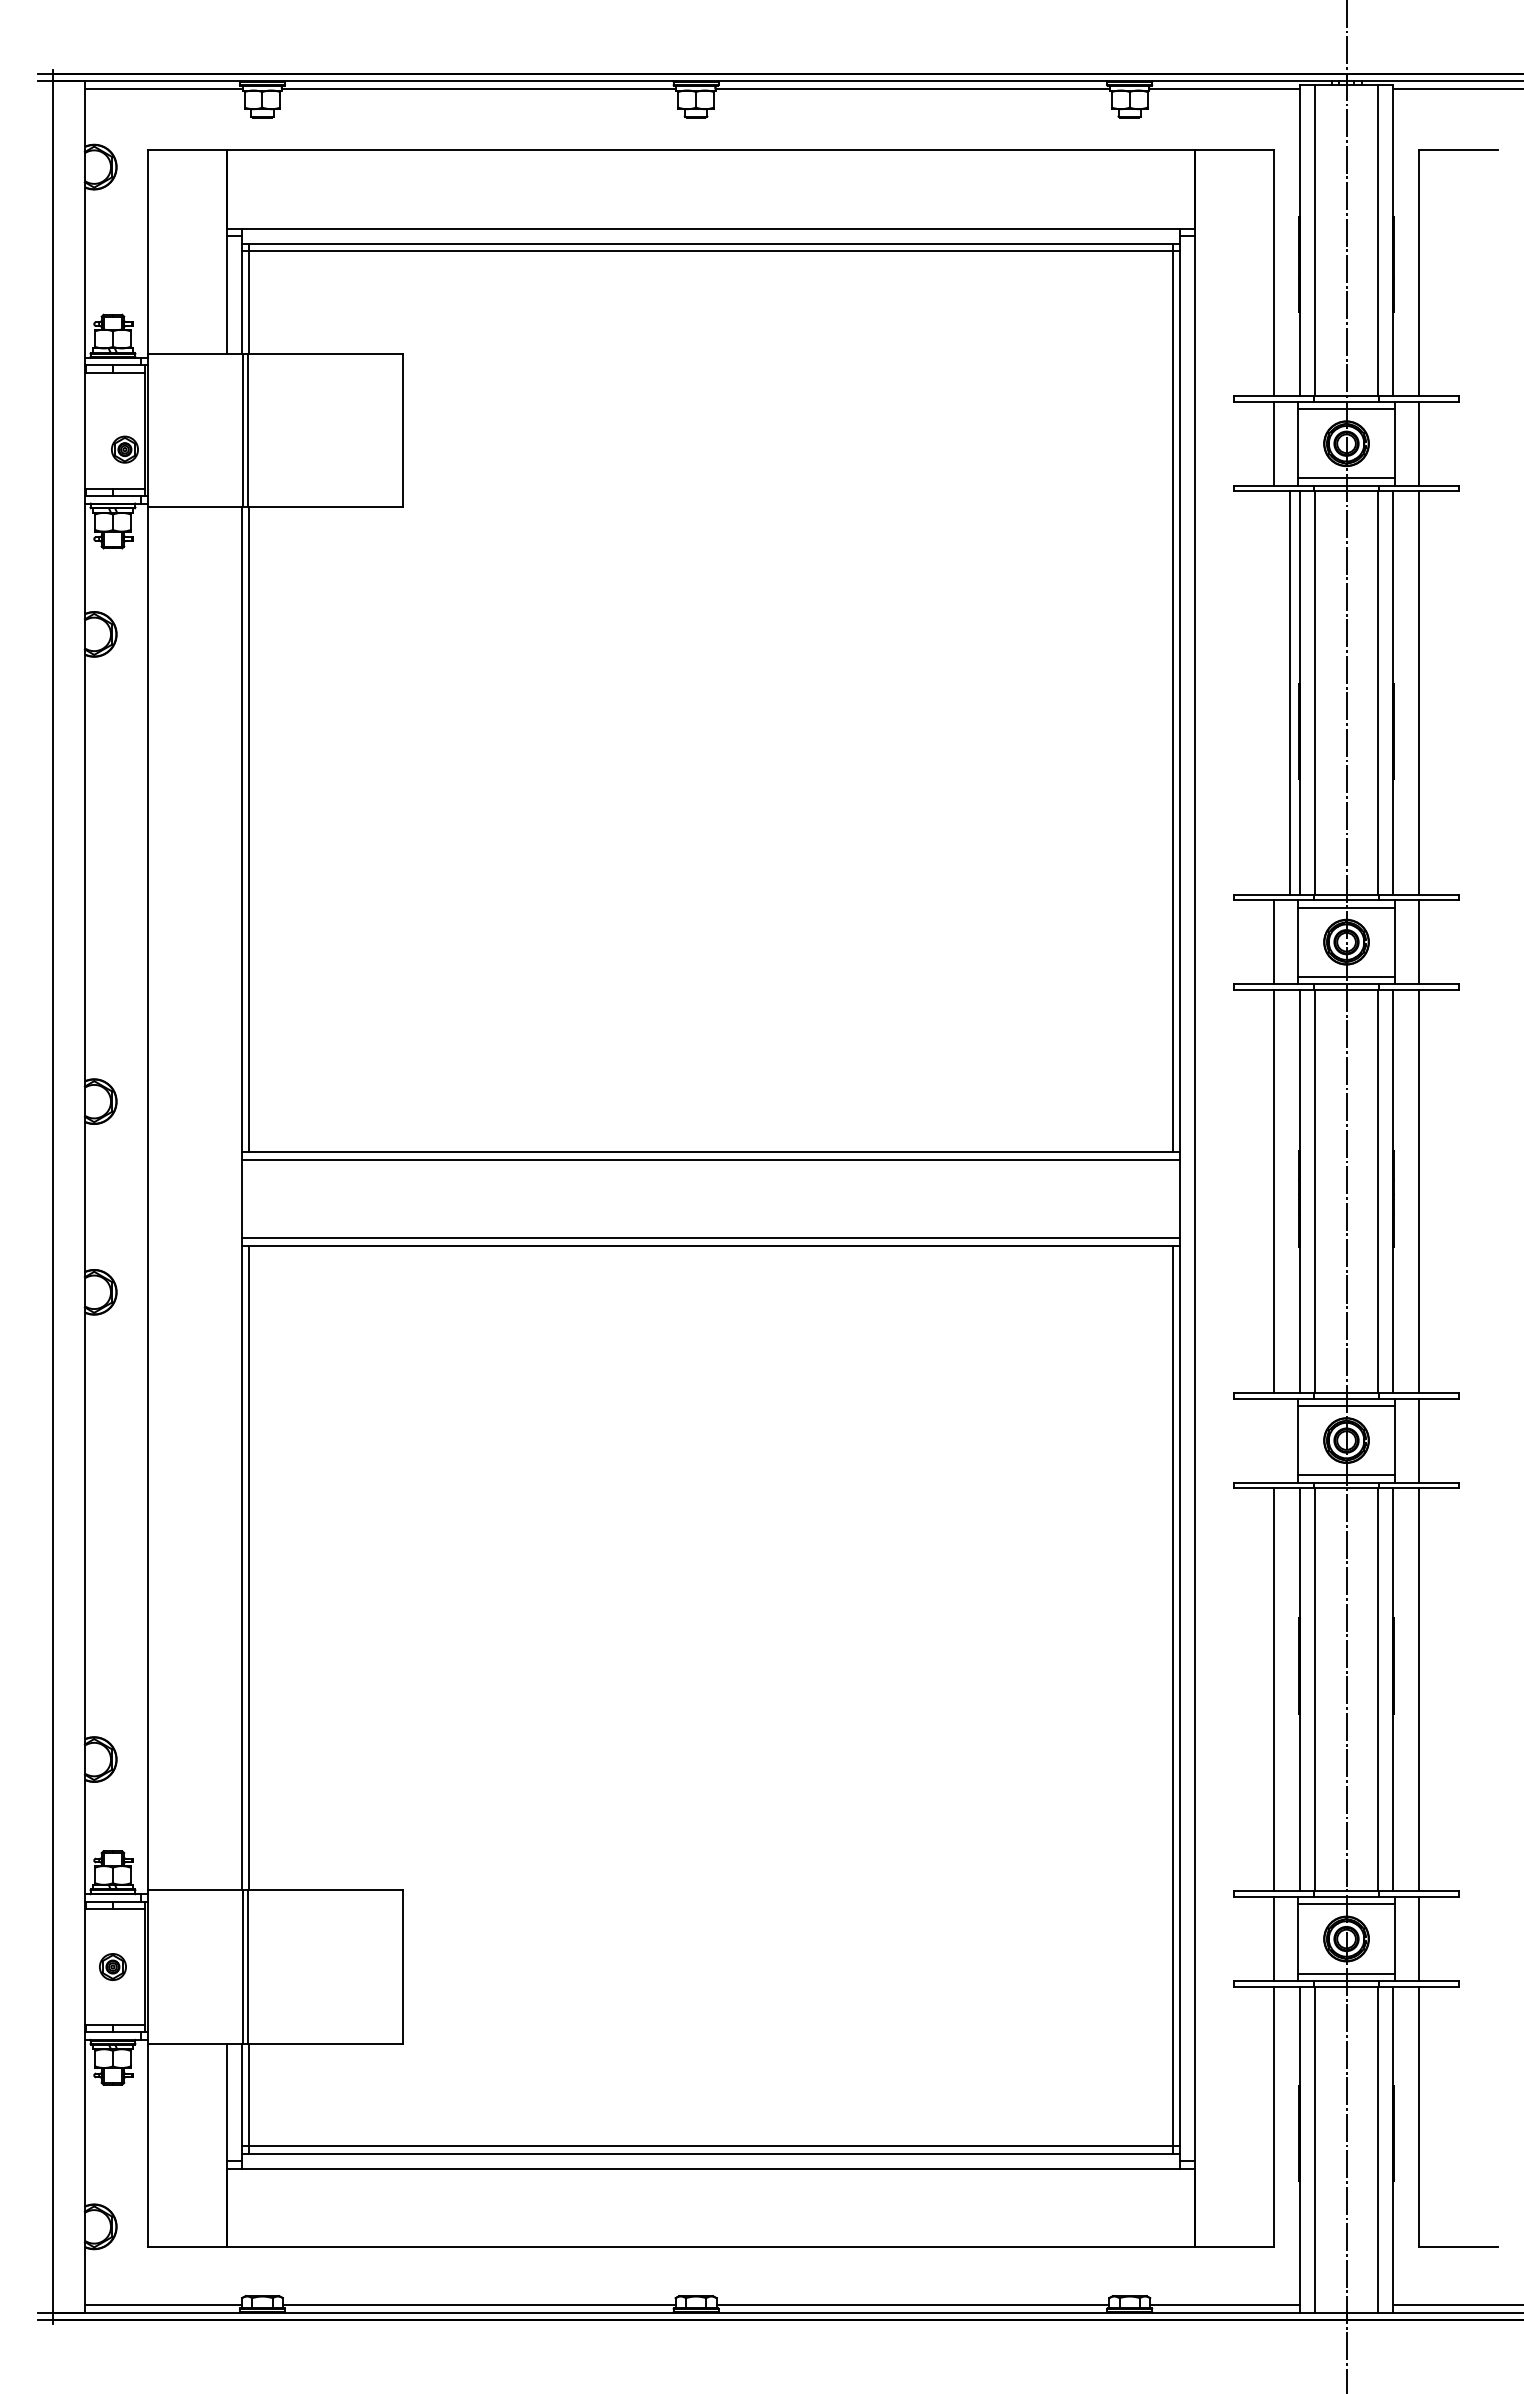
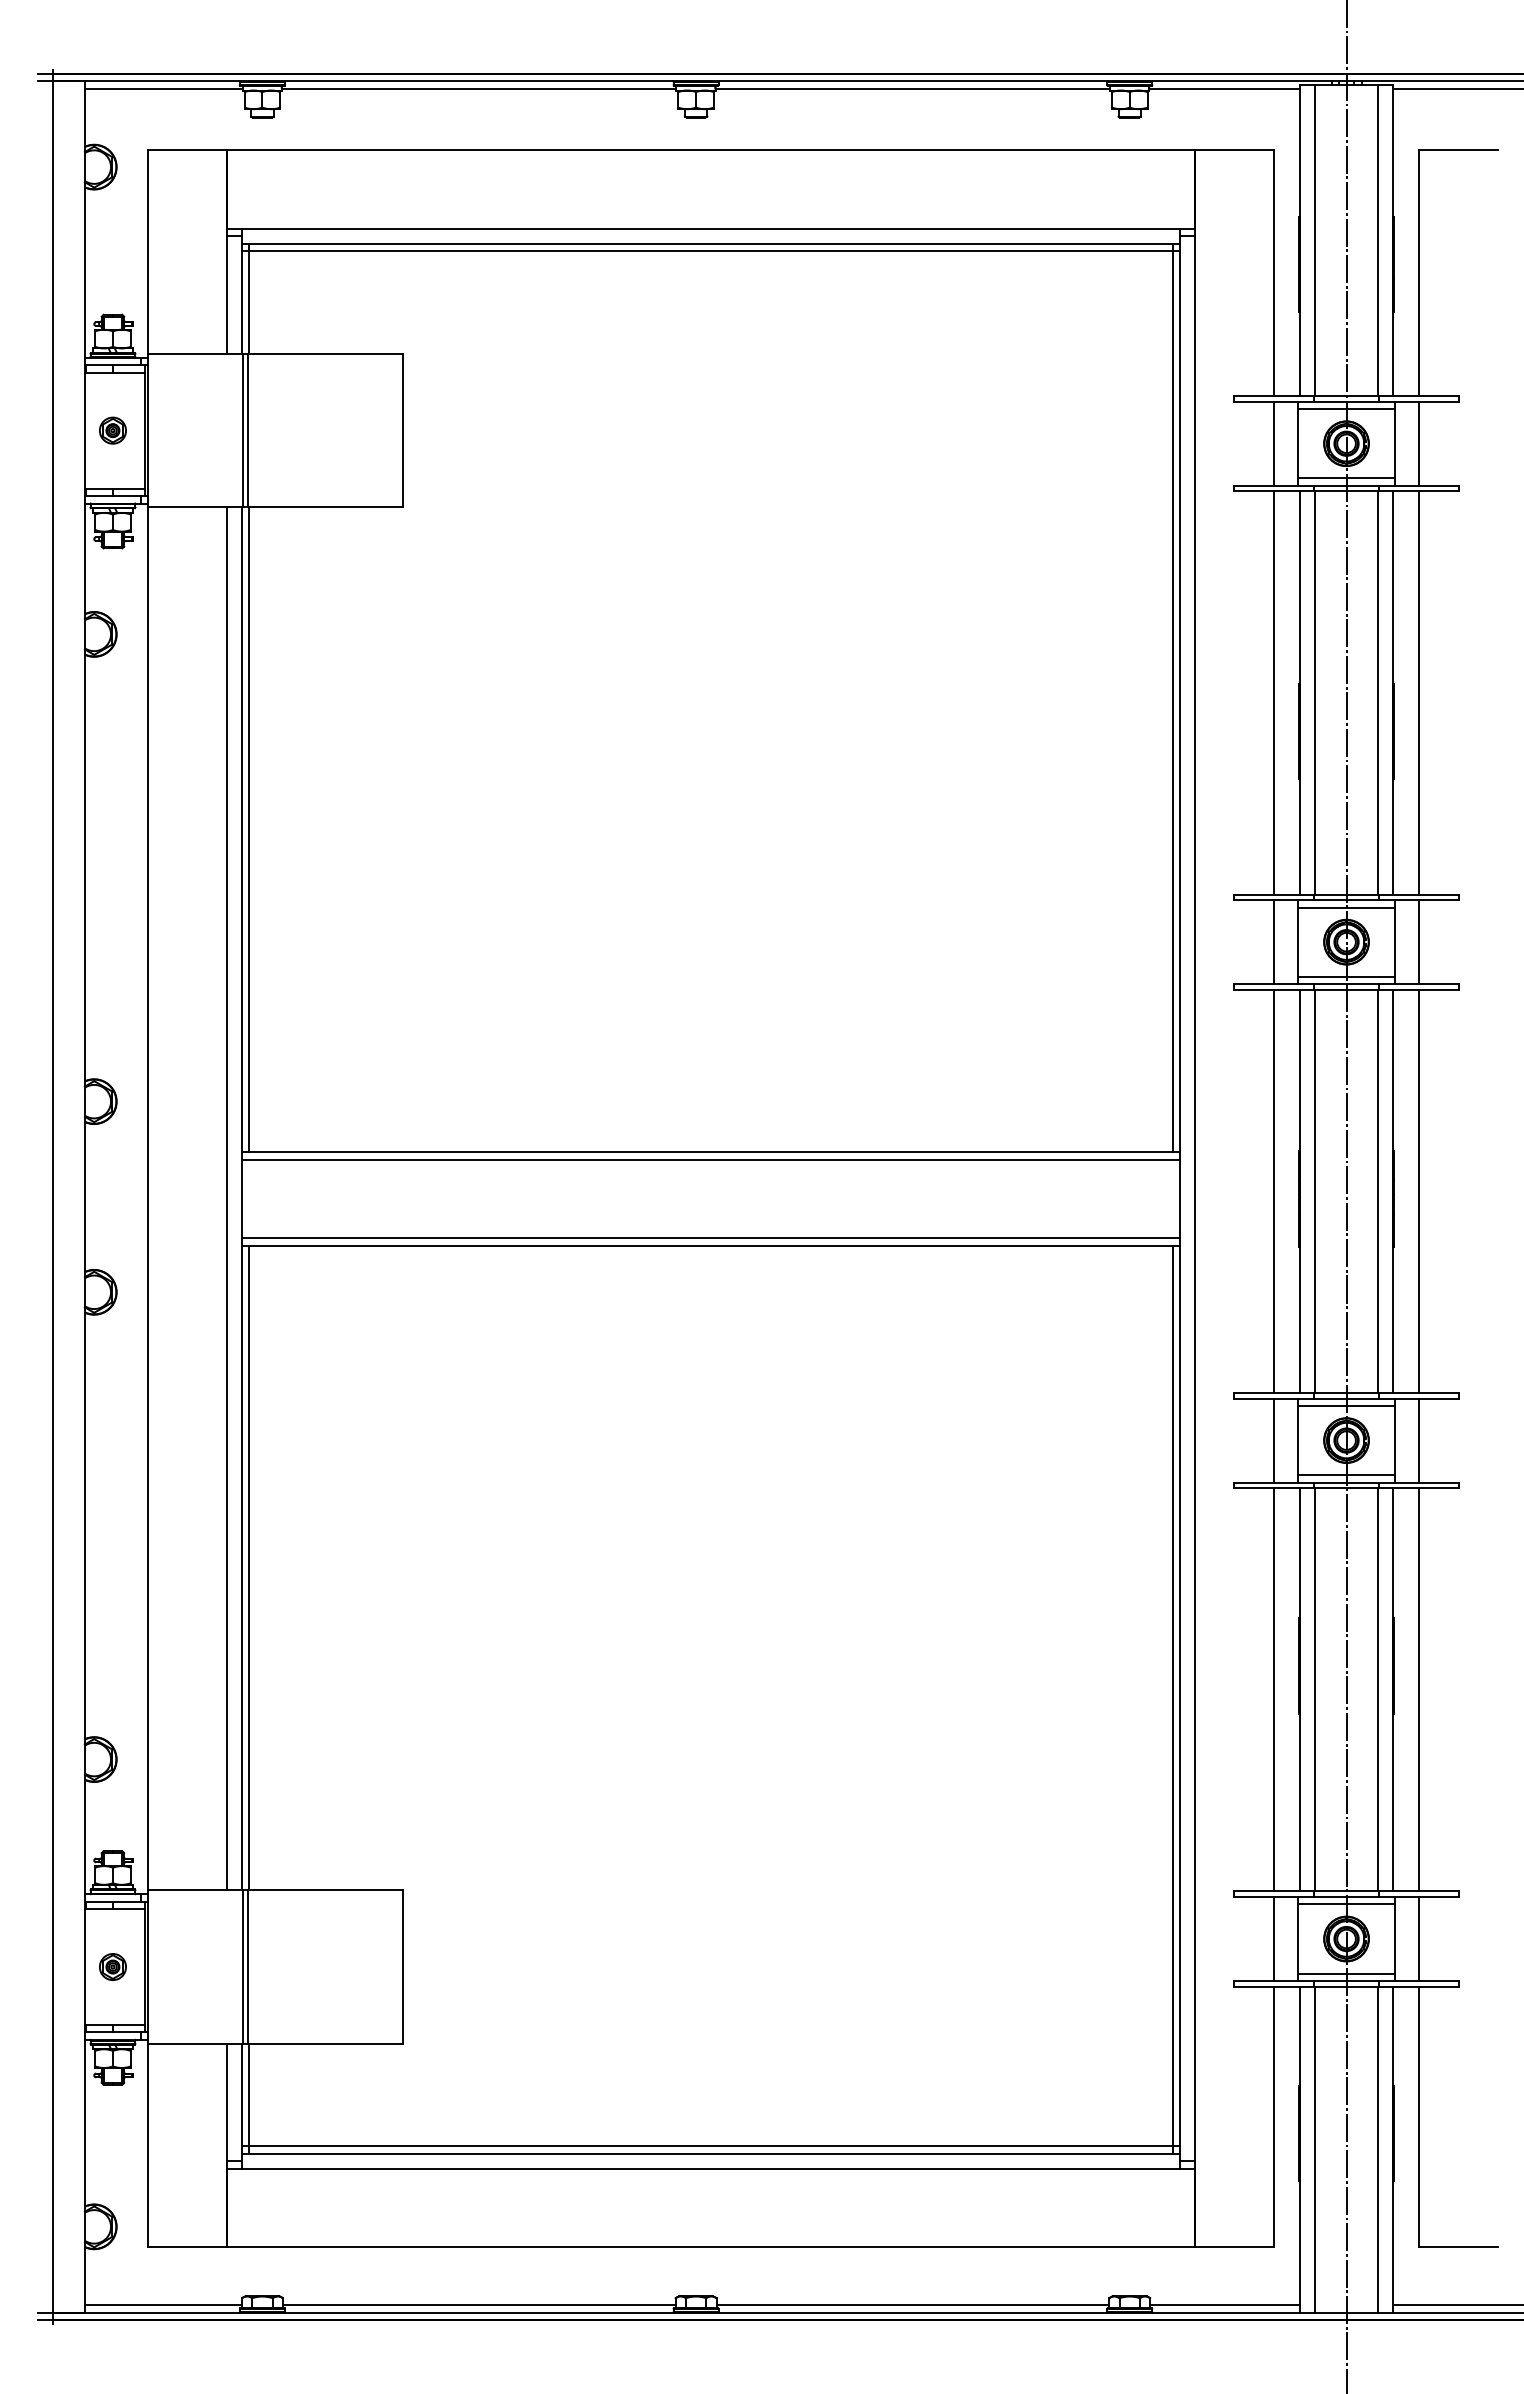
part position: (124, 449) -> (112, 430) (112, 430)
line position: (1289, 692) -> (1273, 692) (1273, 692)
line: none -> present (226, 1198)
line: none -> present (1273, 1440)
